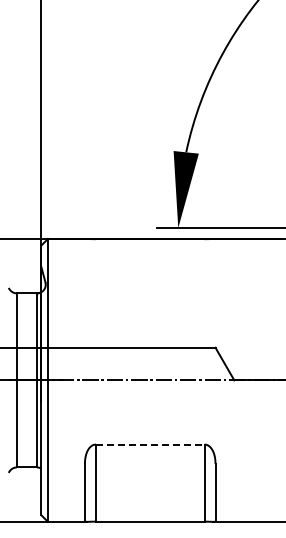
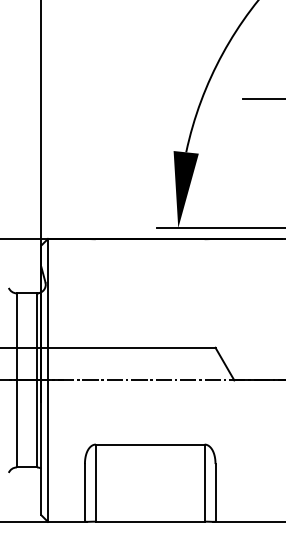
line: none -> present (262, 98)
line: dashed -> solid (150, 444)
